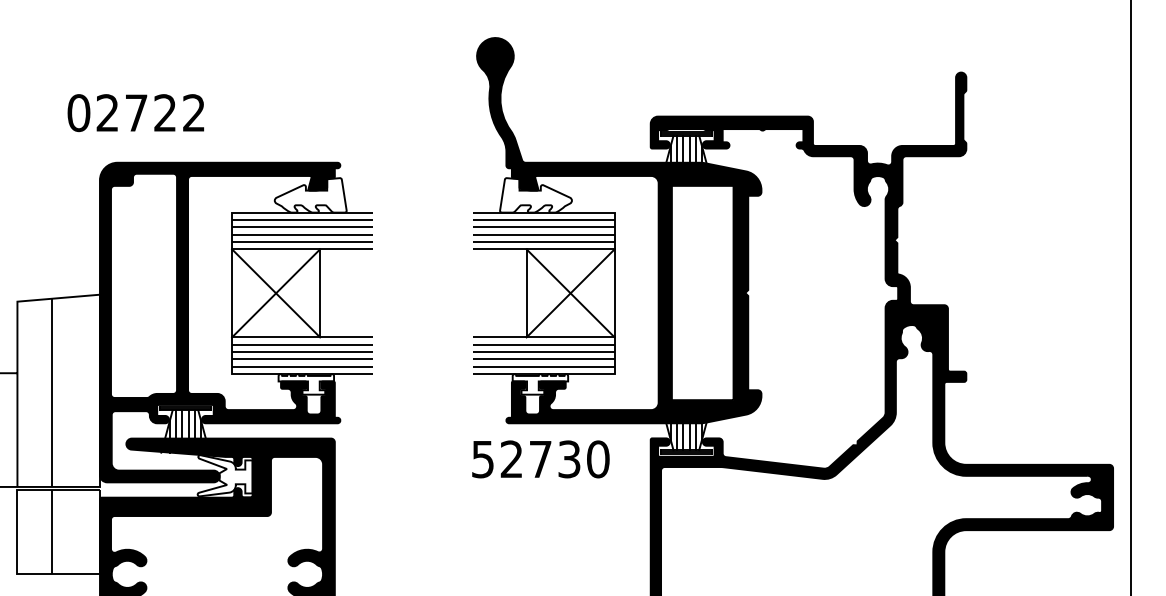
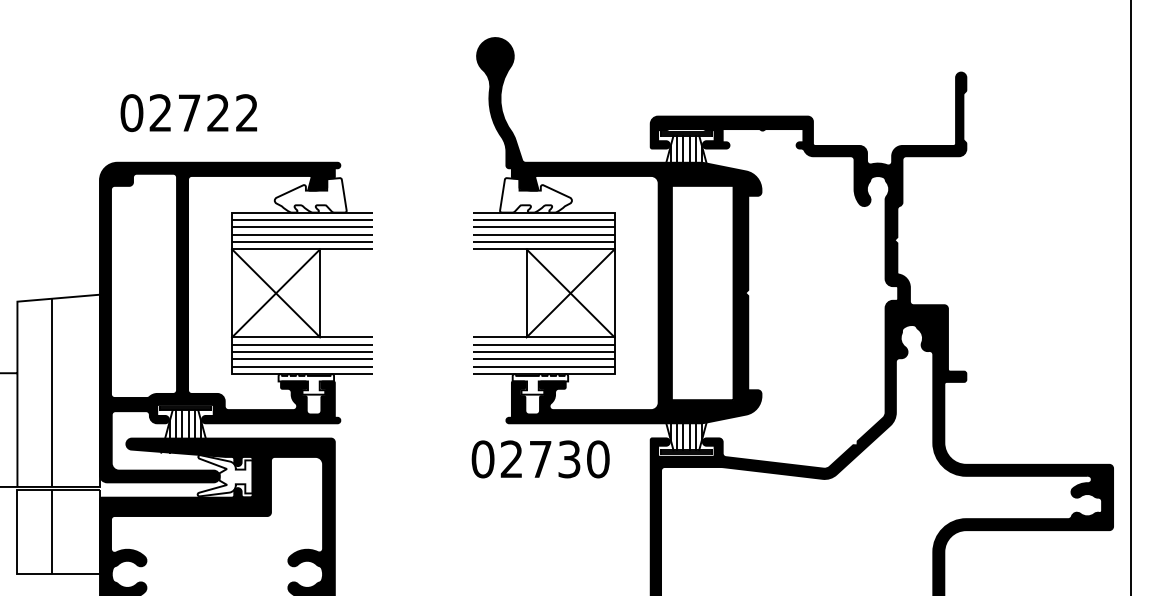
text position: (135, 113) -> (188, 113) (188, 113)
text: 52730 -> 02730 (482, 459)
